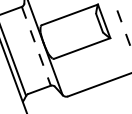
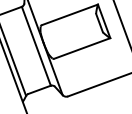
line: dashed -> solid (122, 25)
line: dashed -> solid (36, 46)
